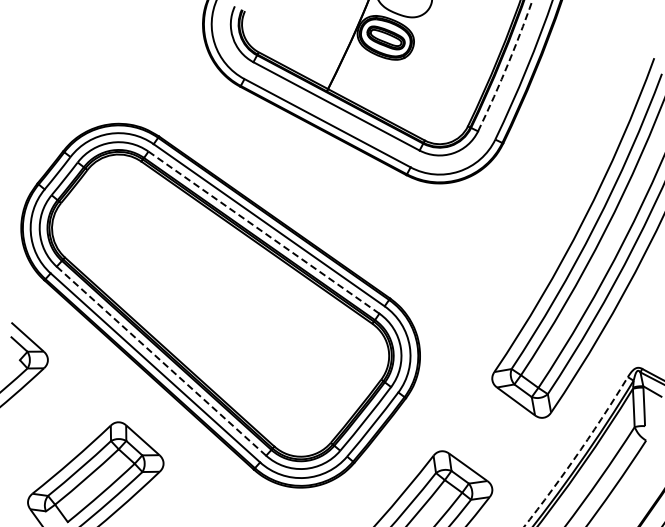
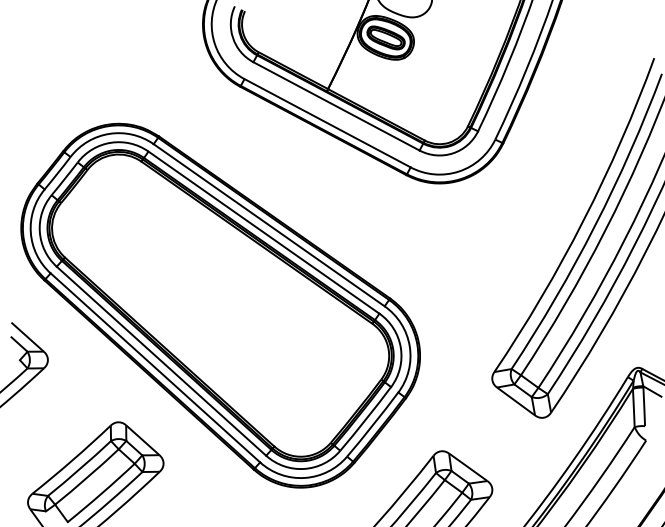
arc: dashed -> solid (507, 66)
line: dashed -> solid (264, 232)
line: dashed -> solid (161, 360)
arc: dashed -> solid (578, 453)
